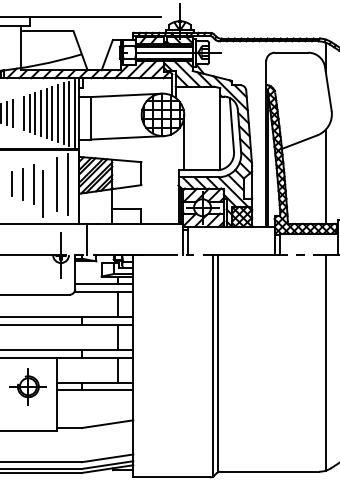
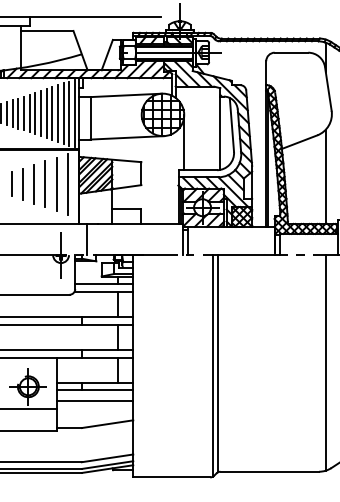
line: none -> present (18, 113)
line position: (42, 193) -> (44, 183) (44, 183)
line: none -> present (94, 400)
line: none -> present (29, 408)
